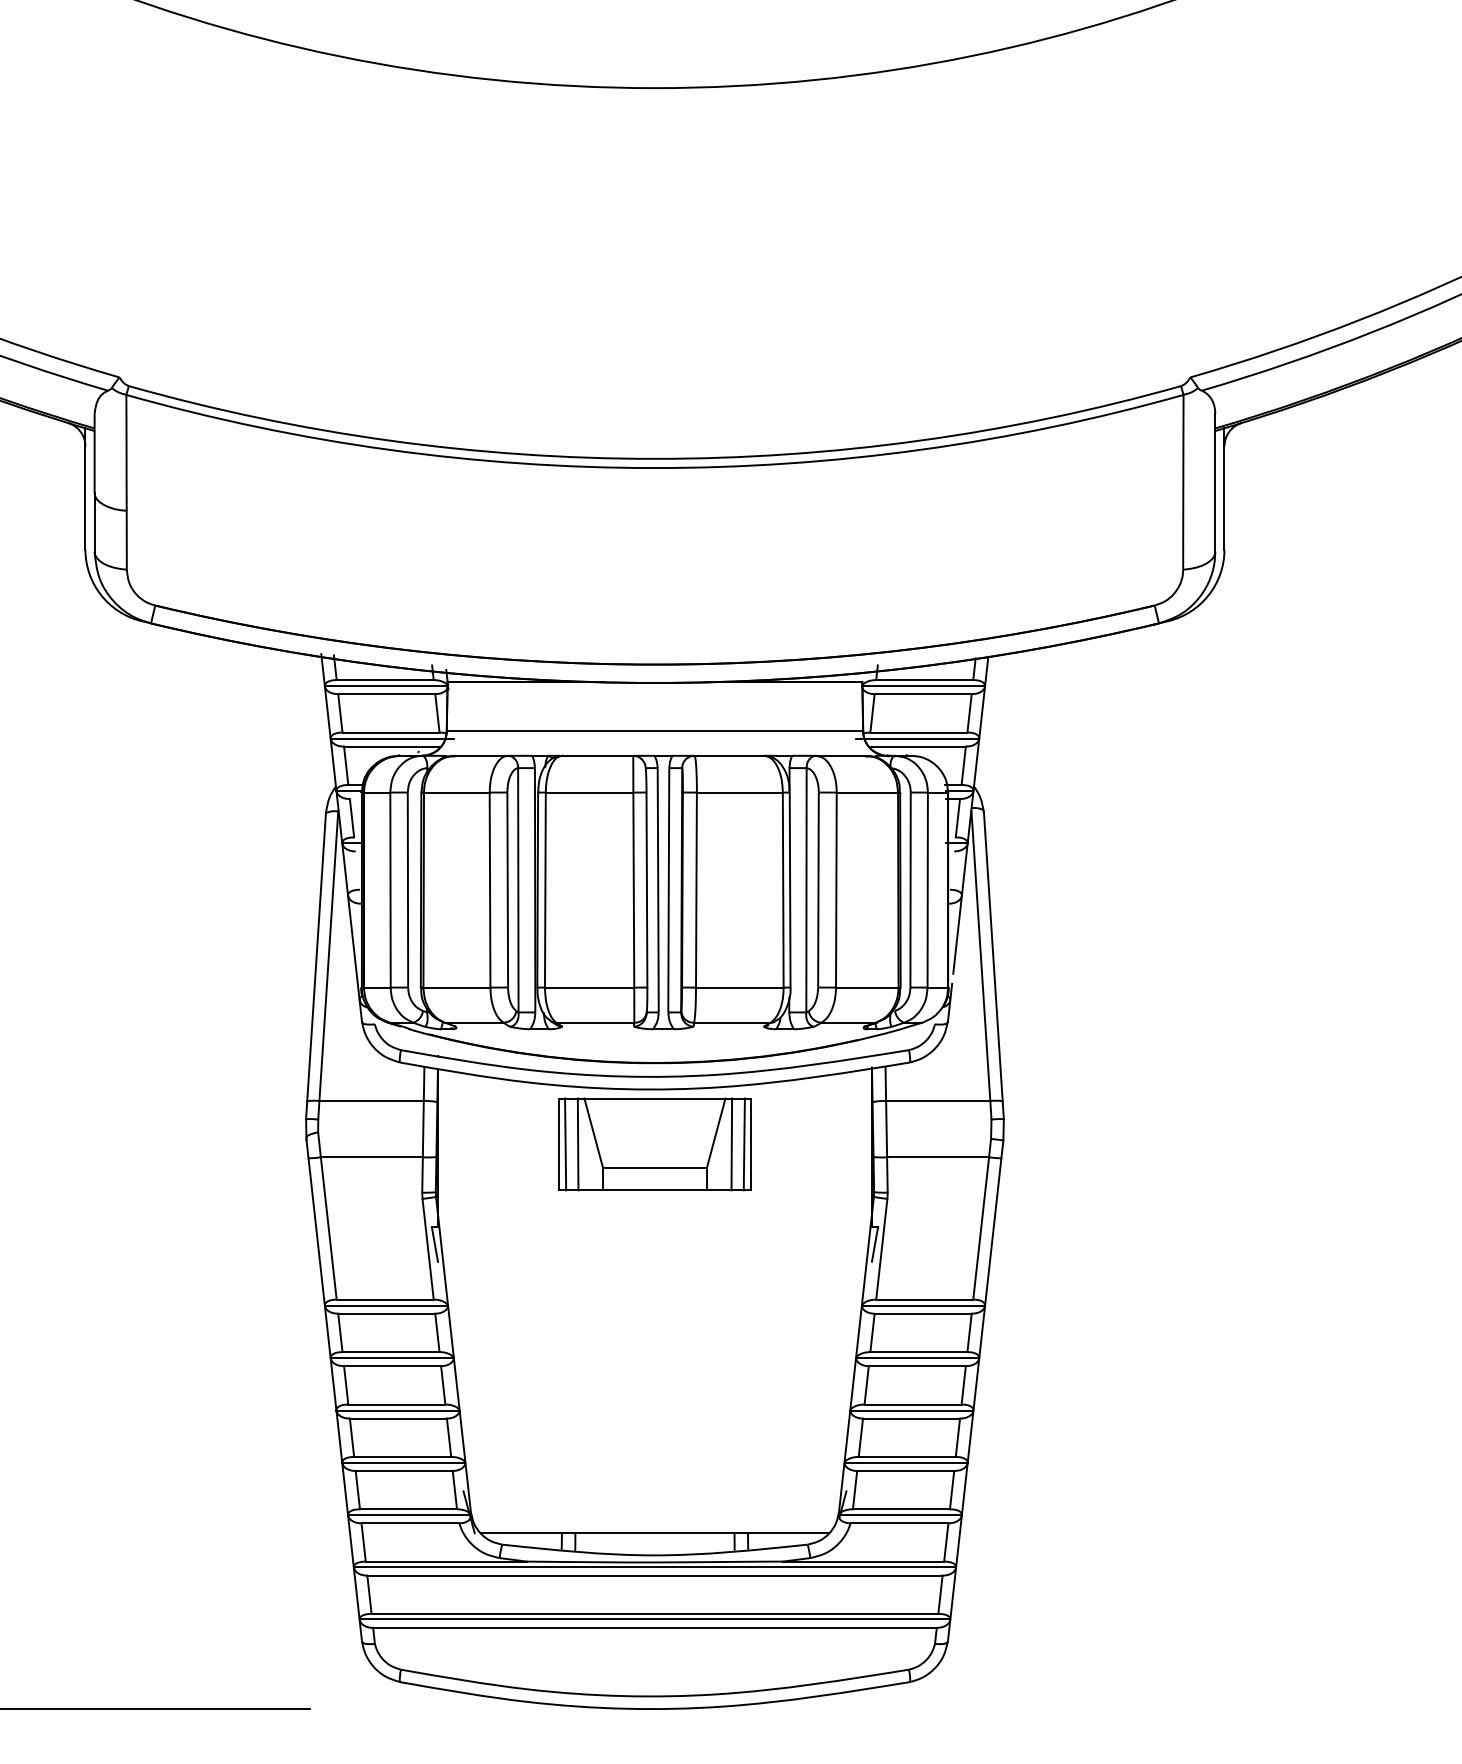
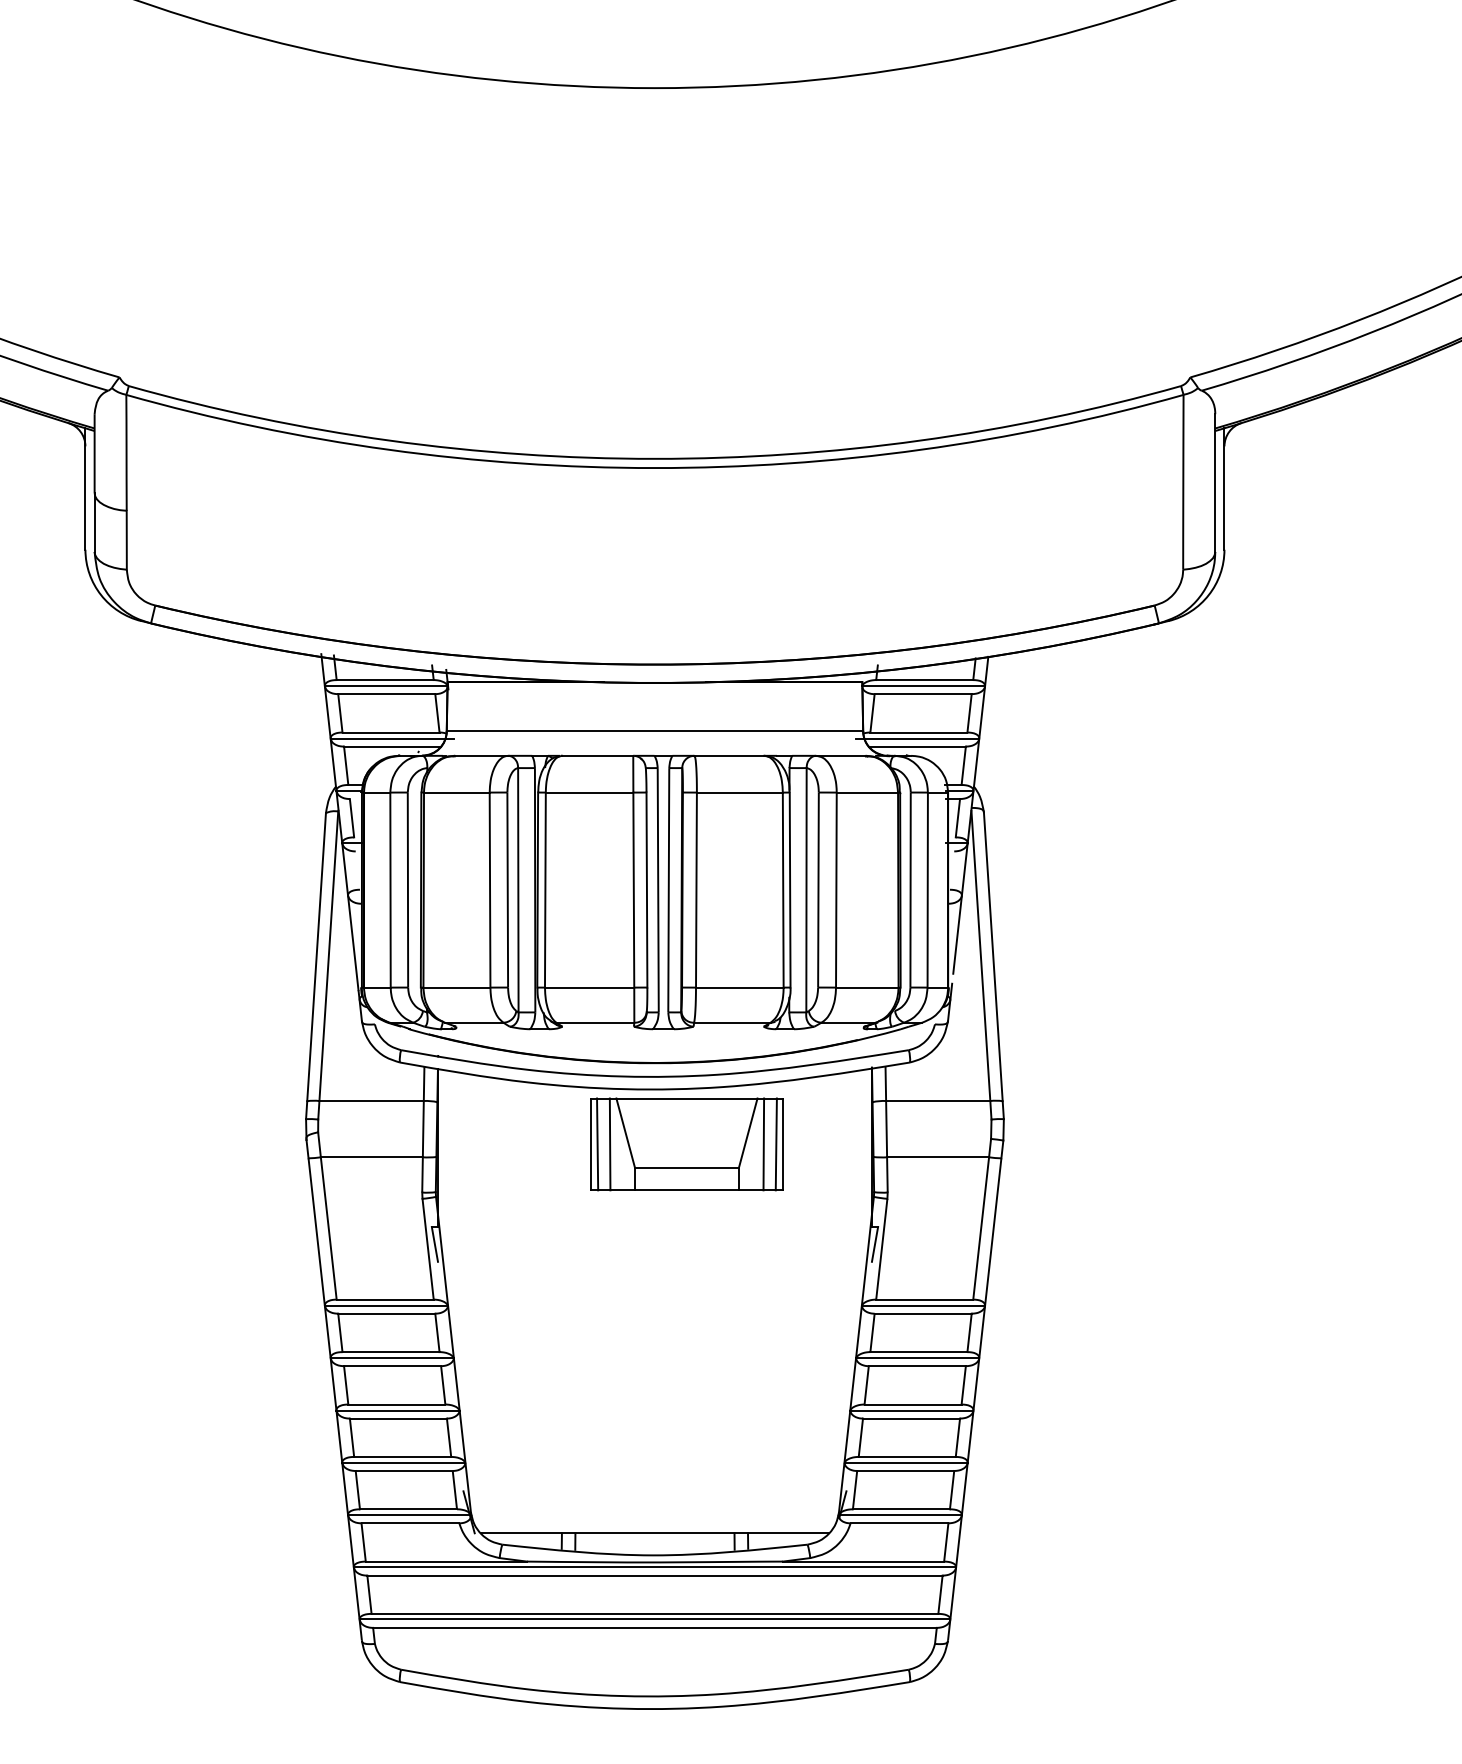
part position: (654, 1144) -> (686, 1144) (686, 1144)
line: present -> none (156, 1709)
